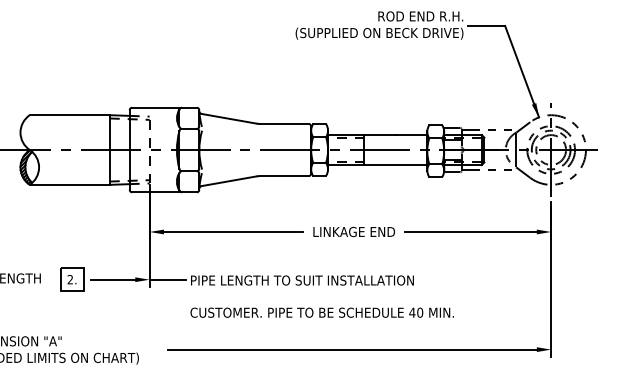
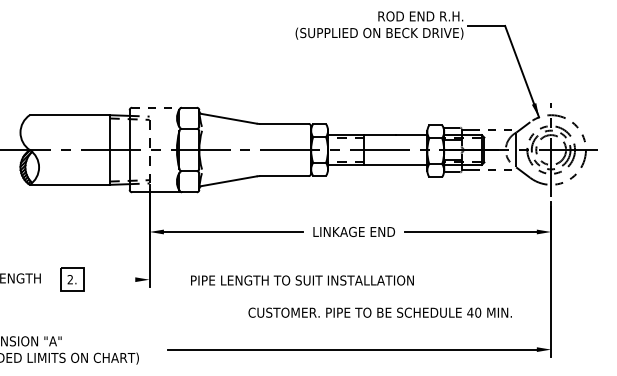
line: solid -> dashed (157, 107)
line: present -> none (112, 279)
line: present -> none (167, 279)
text position: (321, 312) -> (379, 312) (379, 312)
